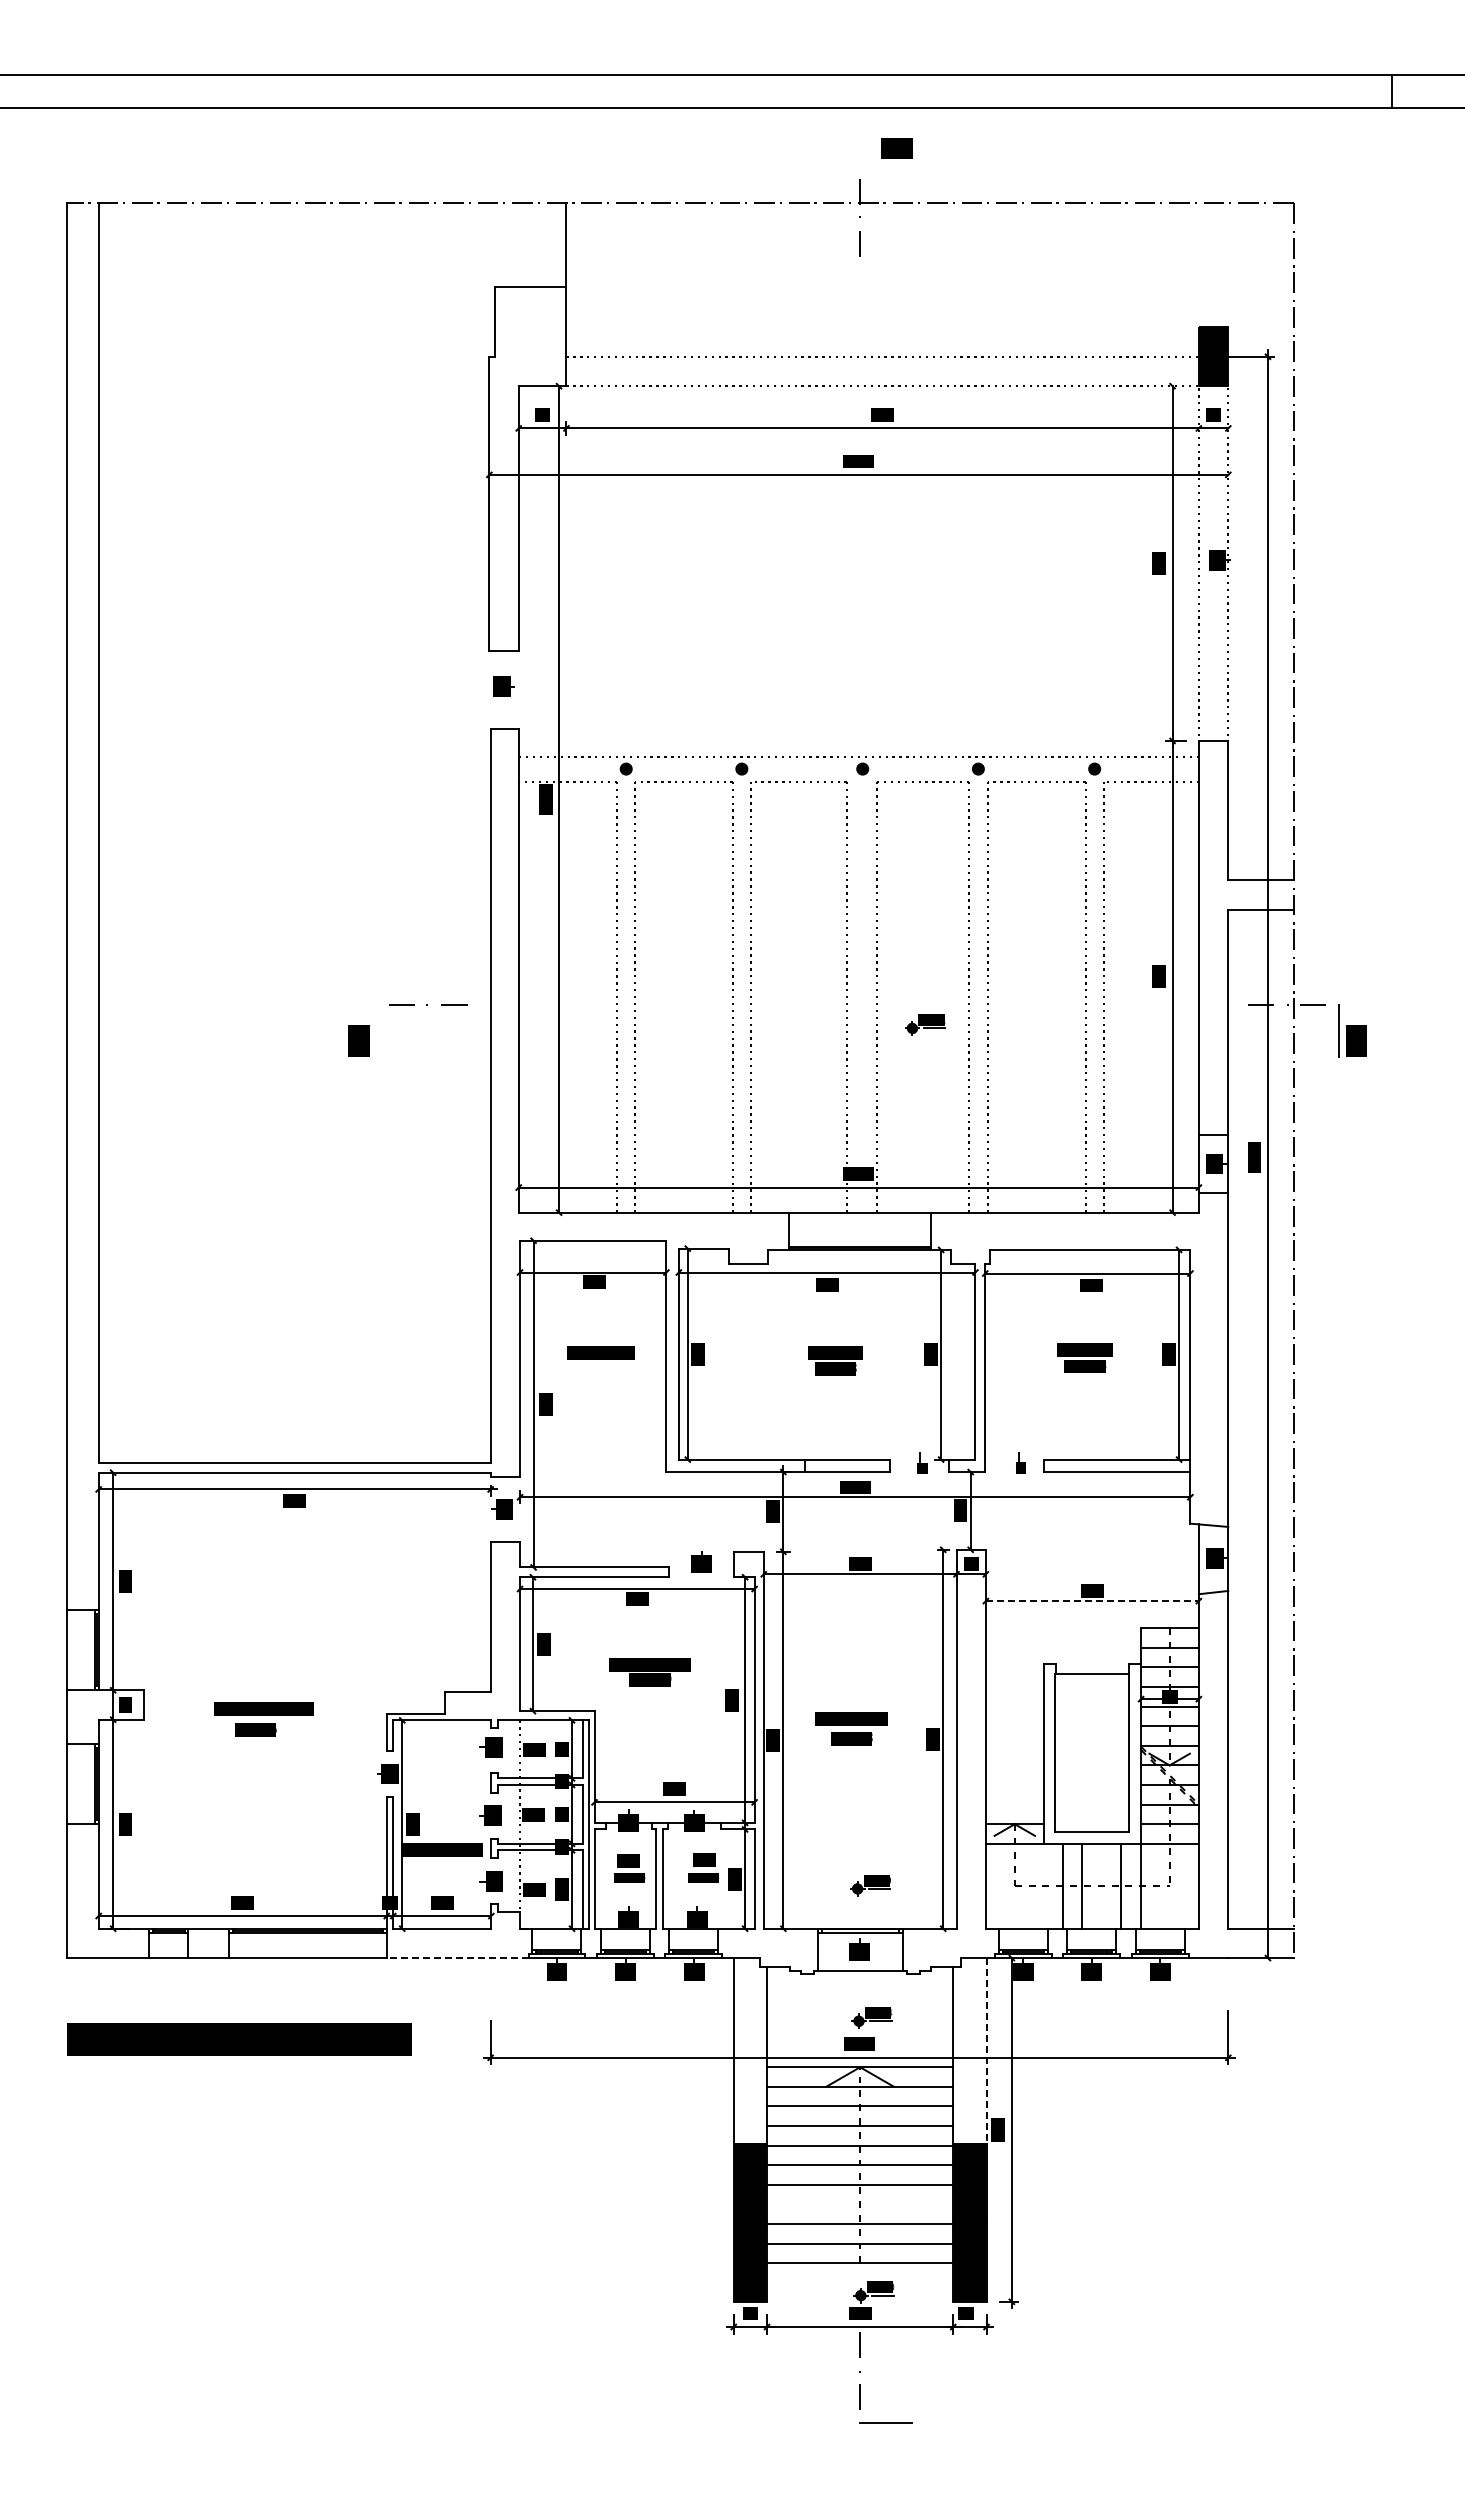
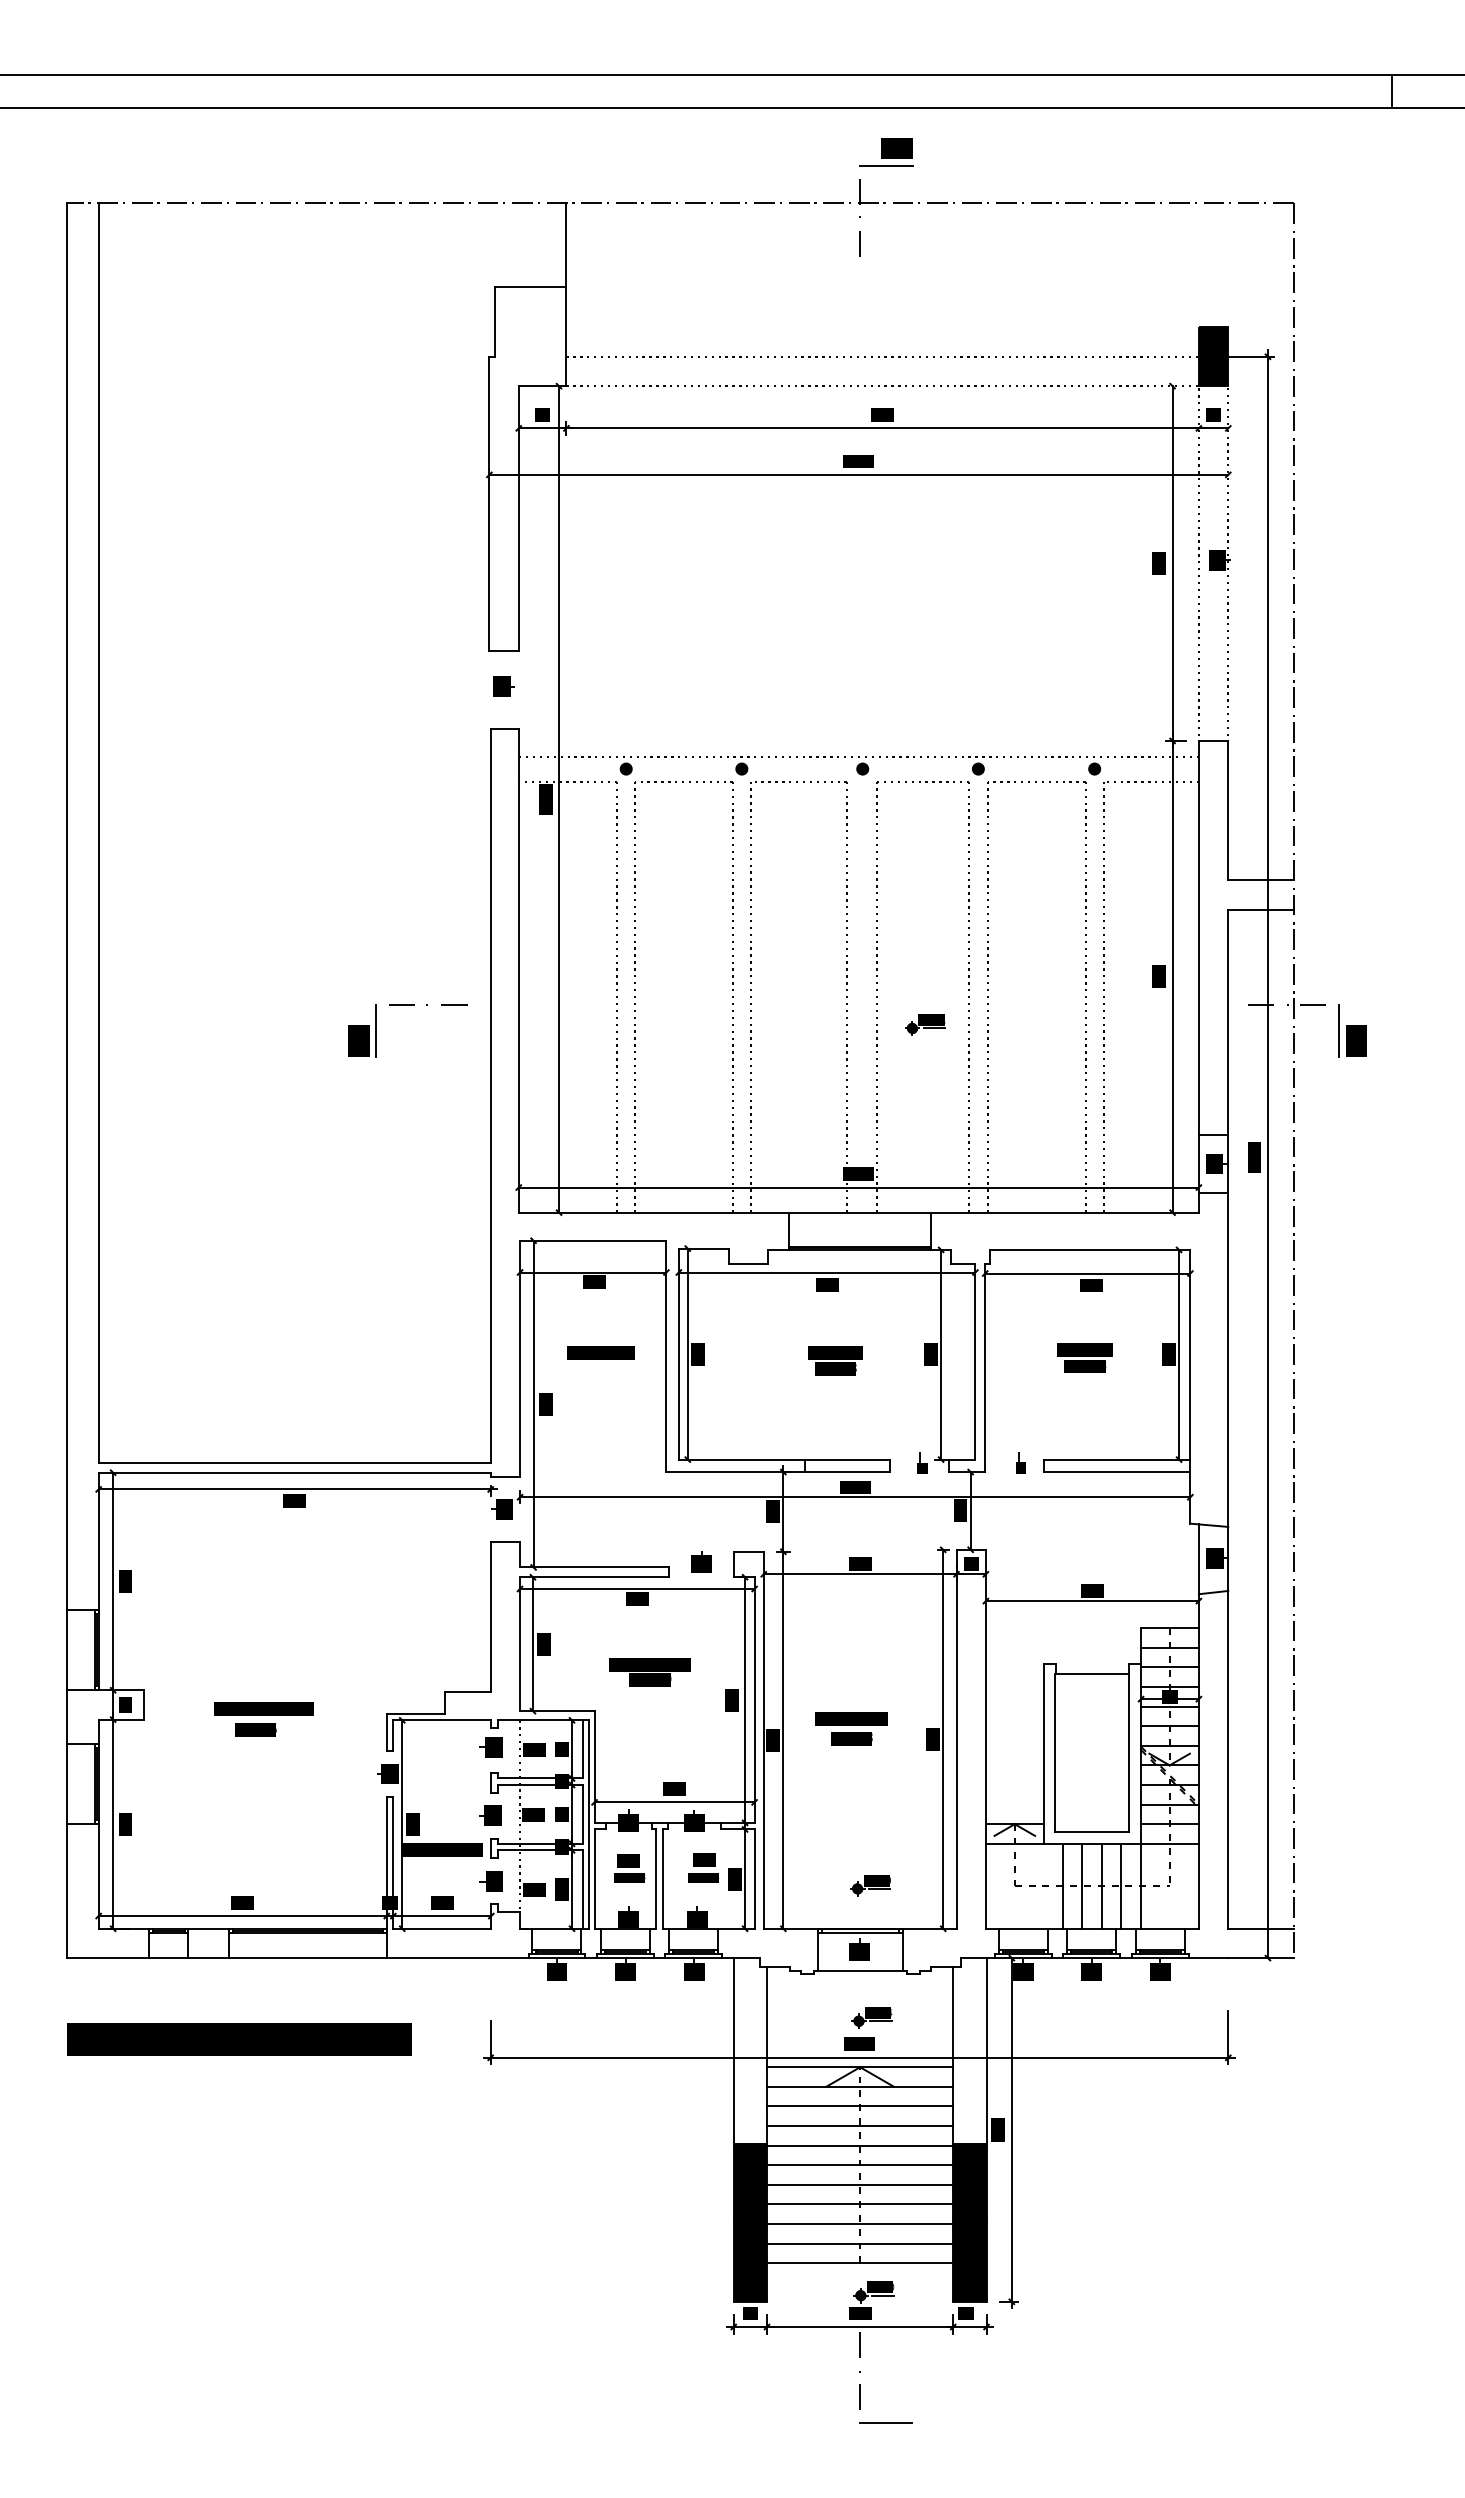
line: none -> present (886, 165)
line: none -> present (376, 1030)
line: dashed -> solid (1092, 1601)
line: none -> present (1101, 1885)
line: dashed -> solid (457, 1958)
line: dashed -> solid (986, 2050)
line: none -> present (860, 2204)
